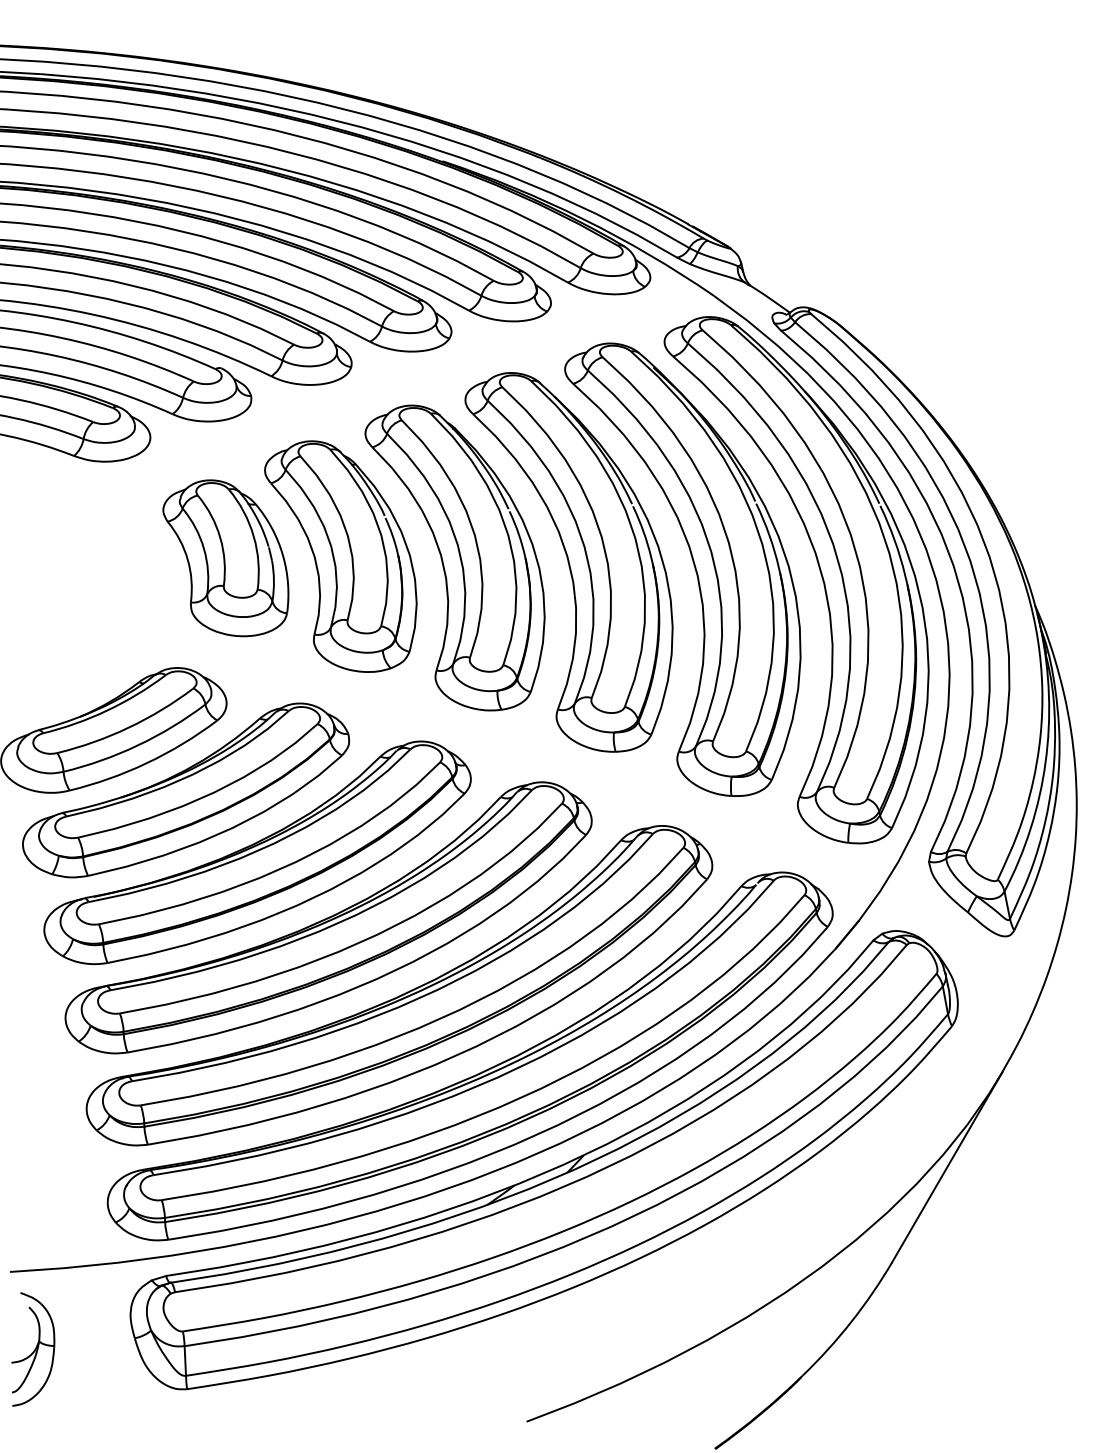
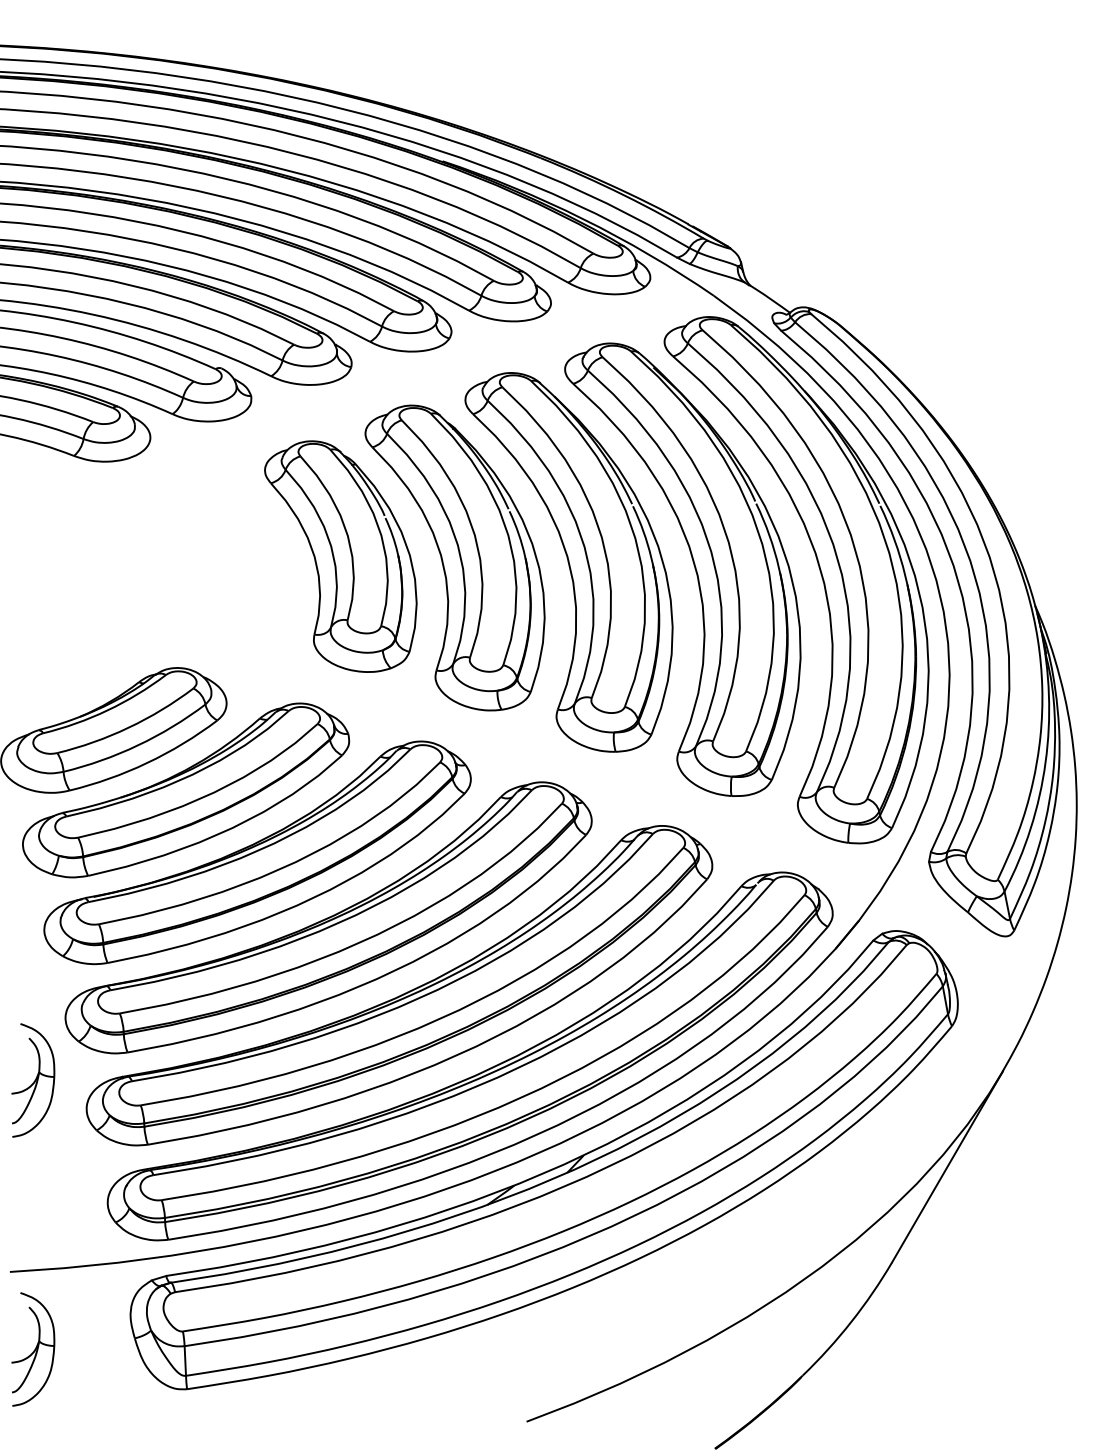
part: present -> none (225, 558)
part: none -> present (33, 1080)
